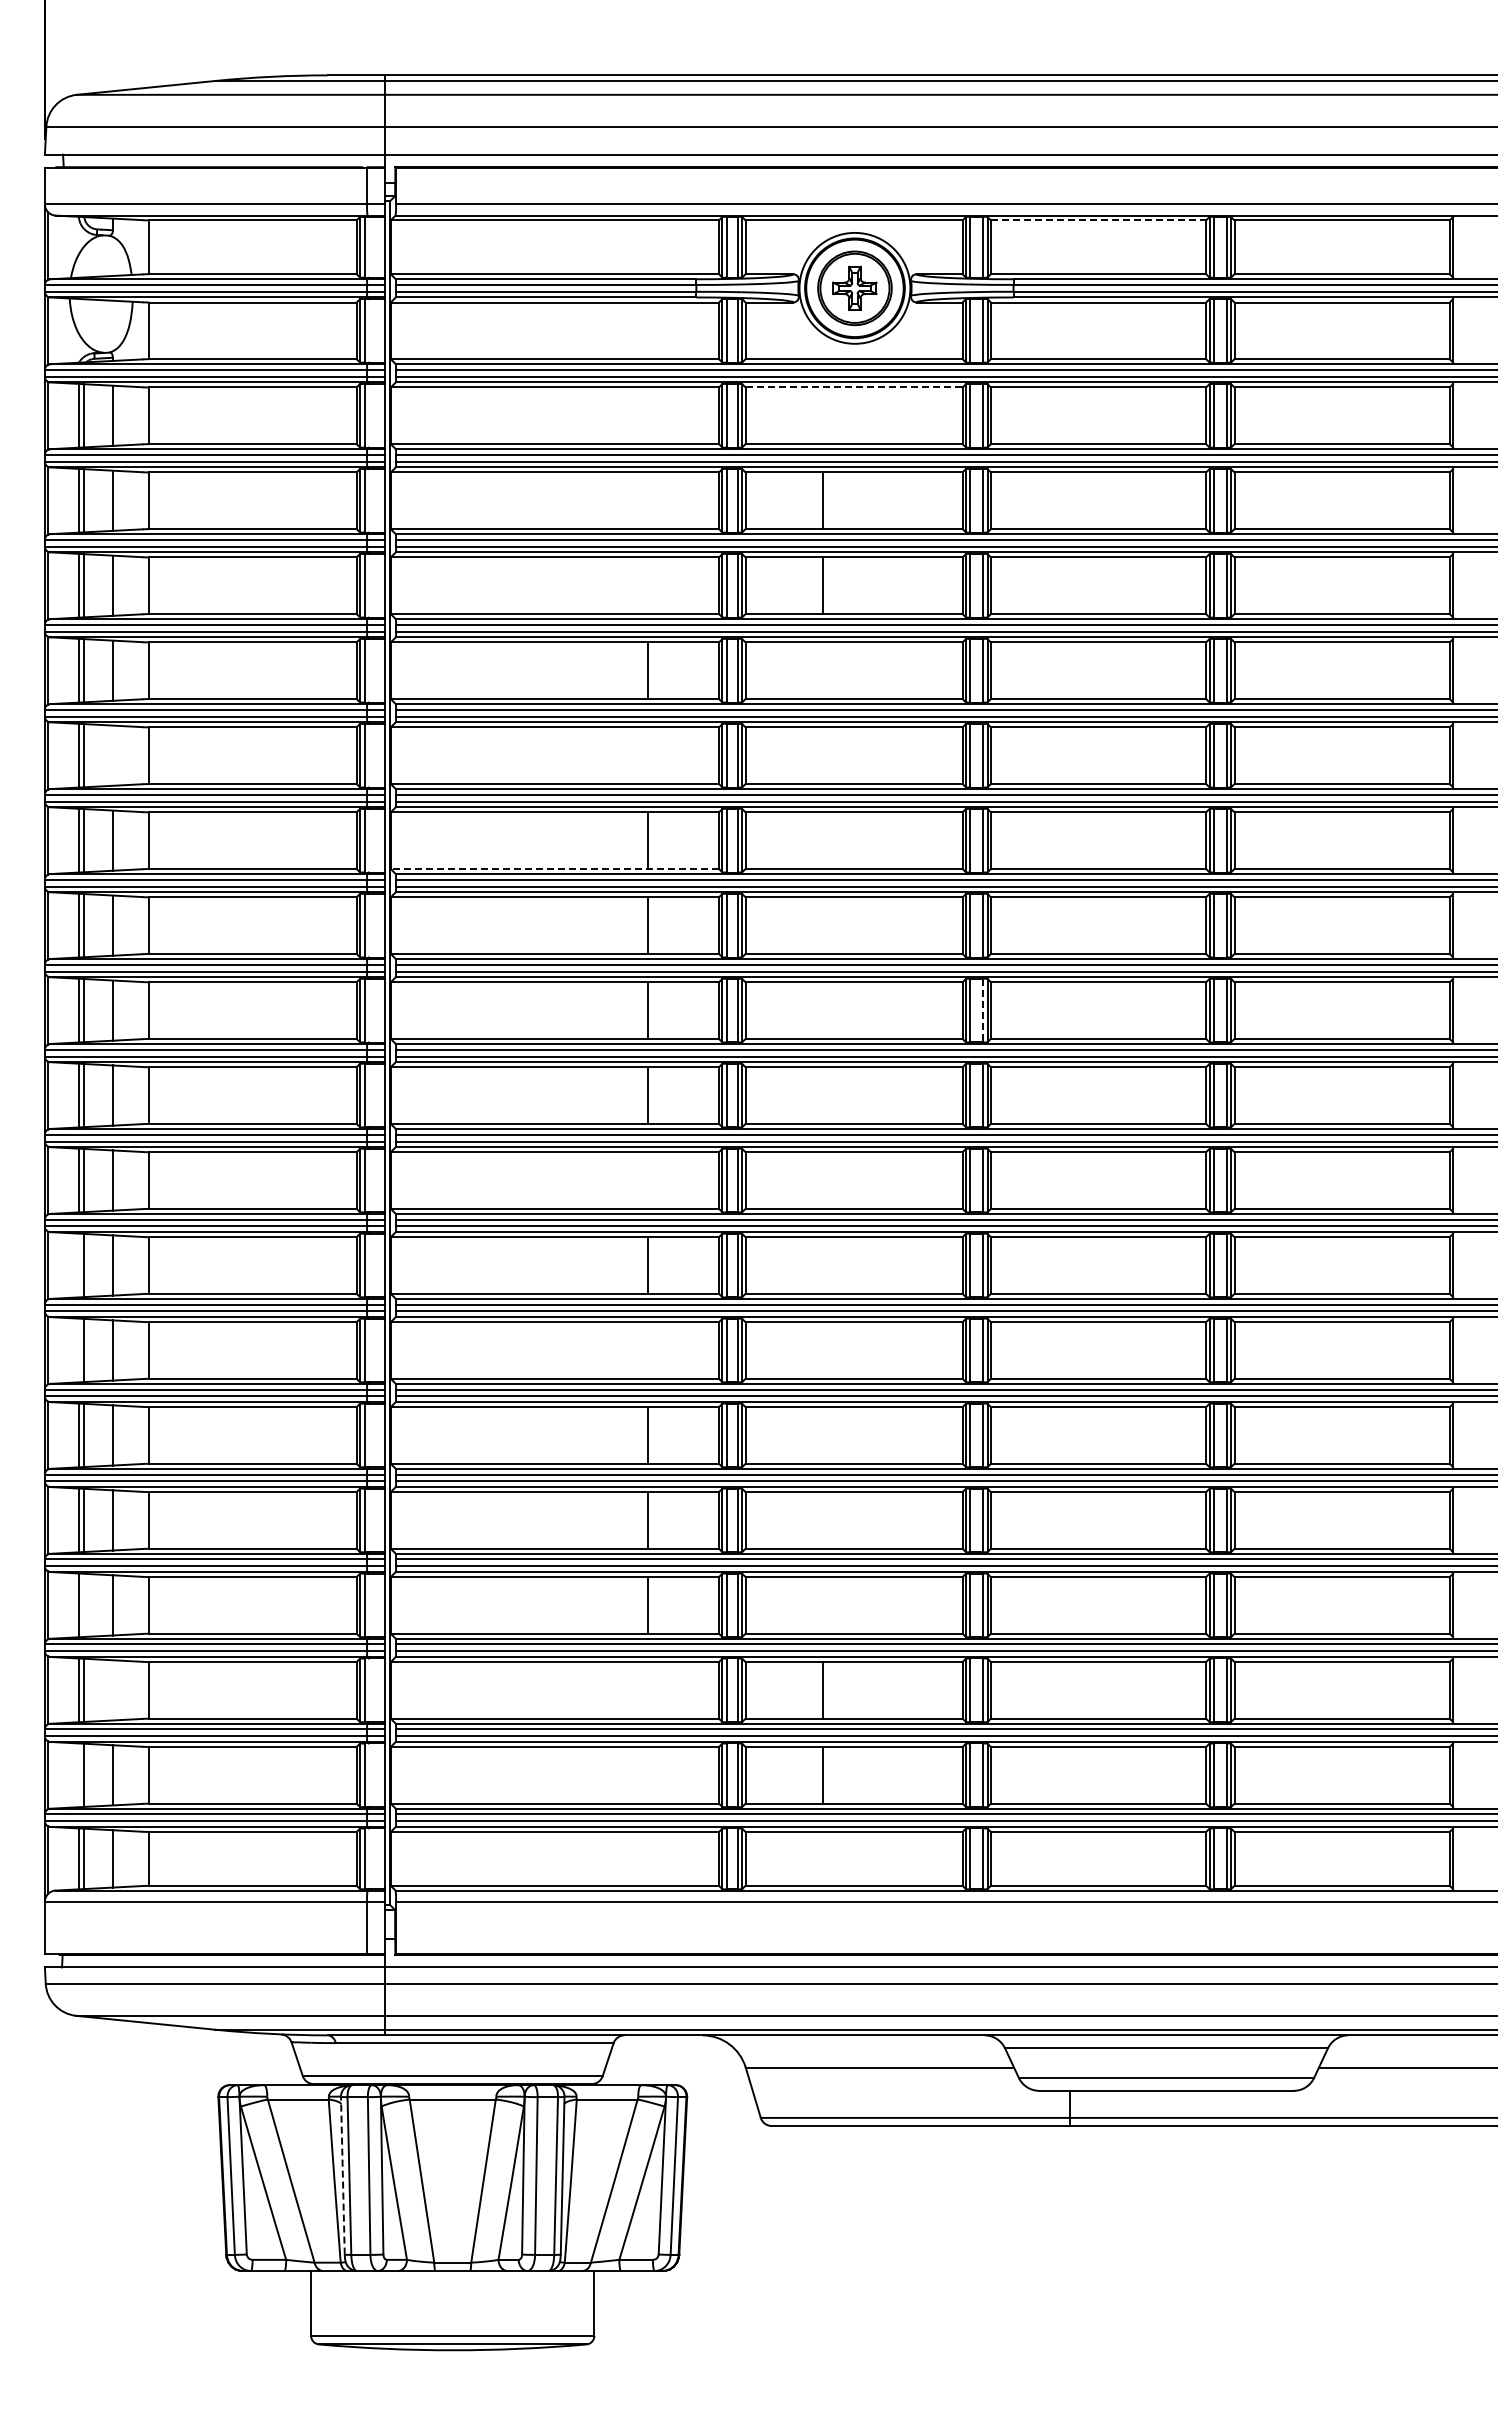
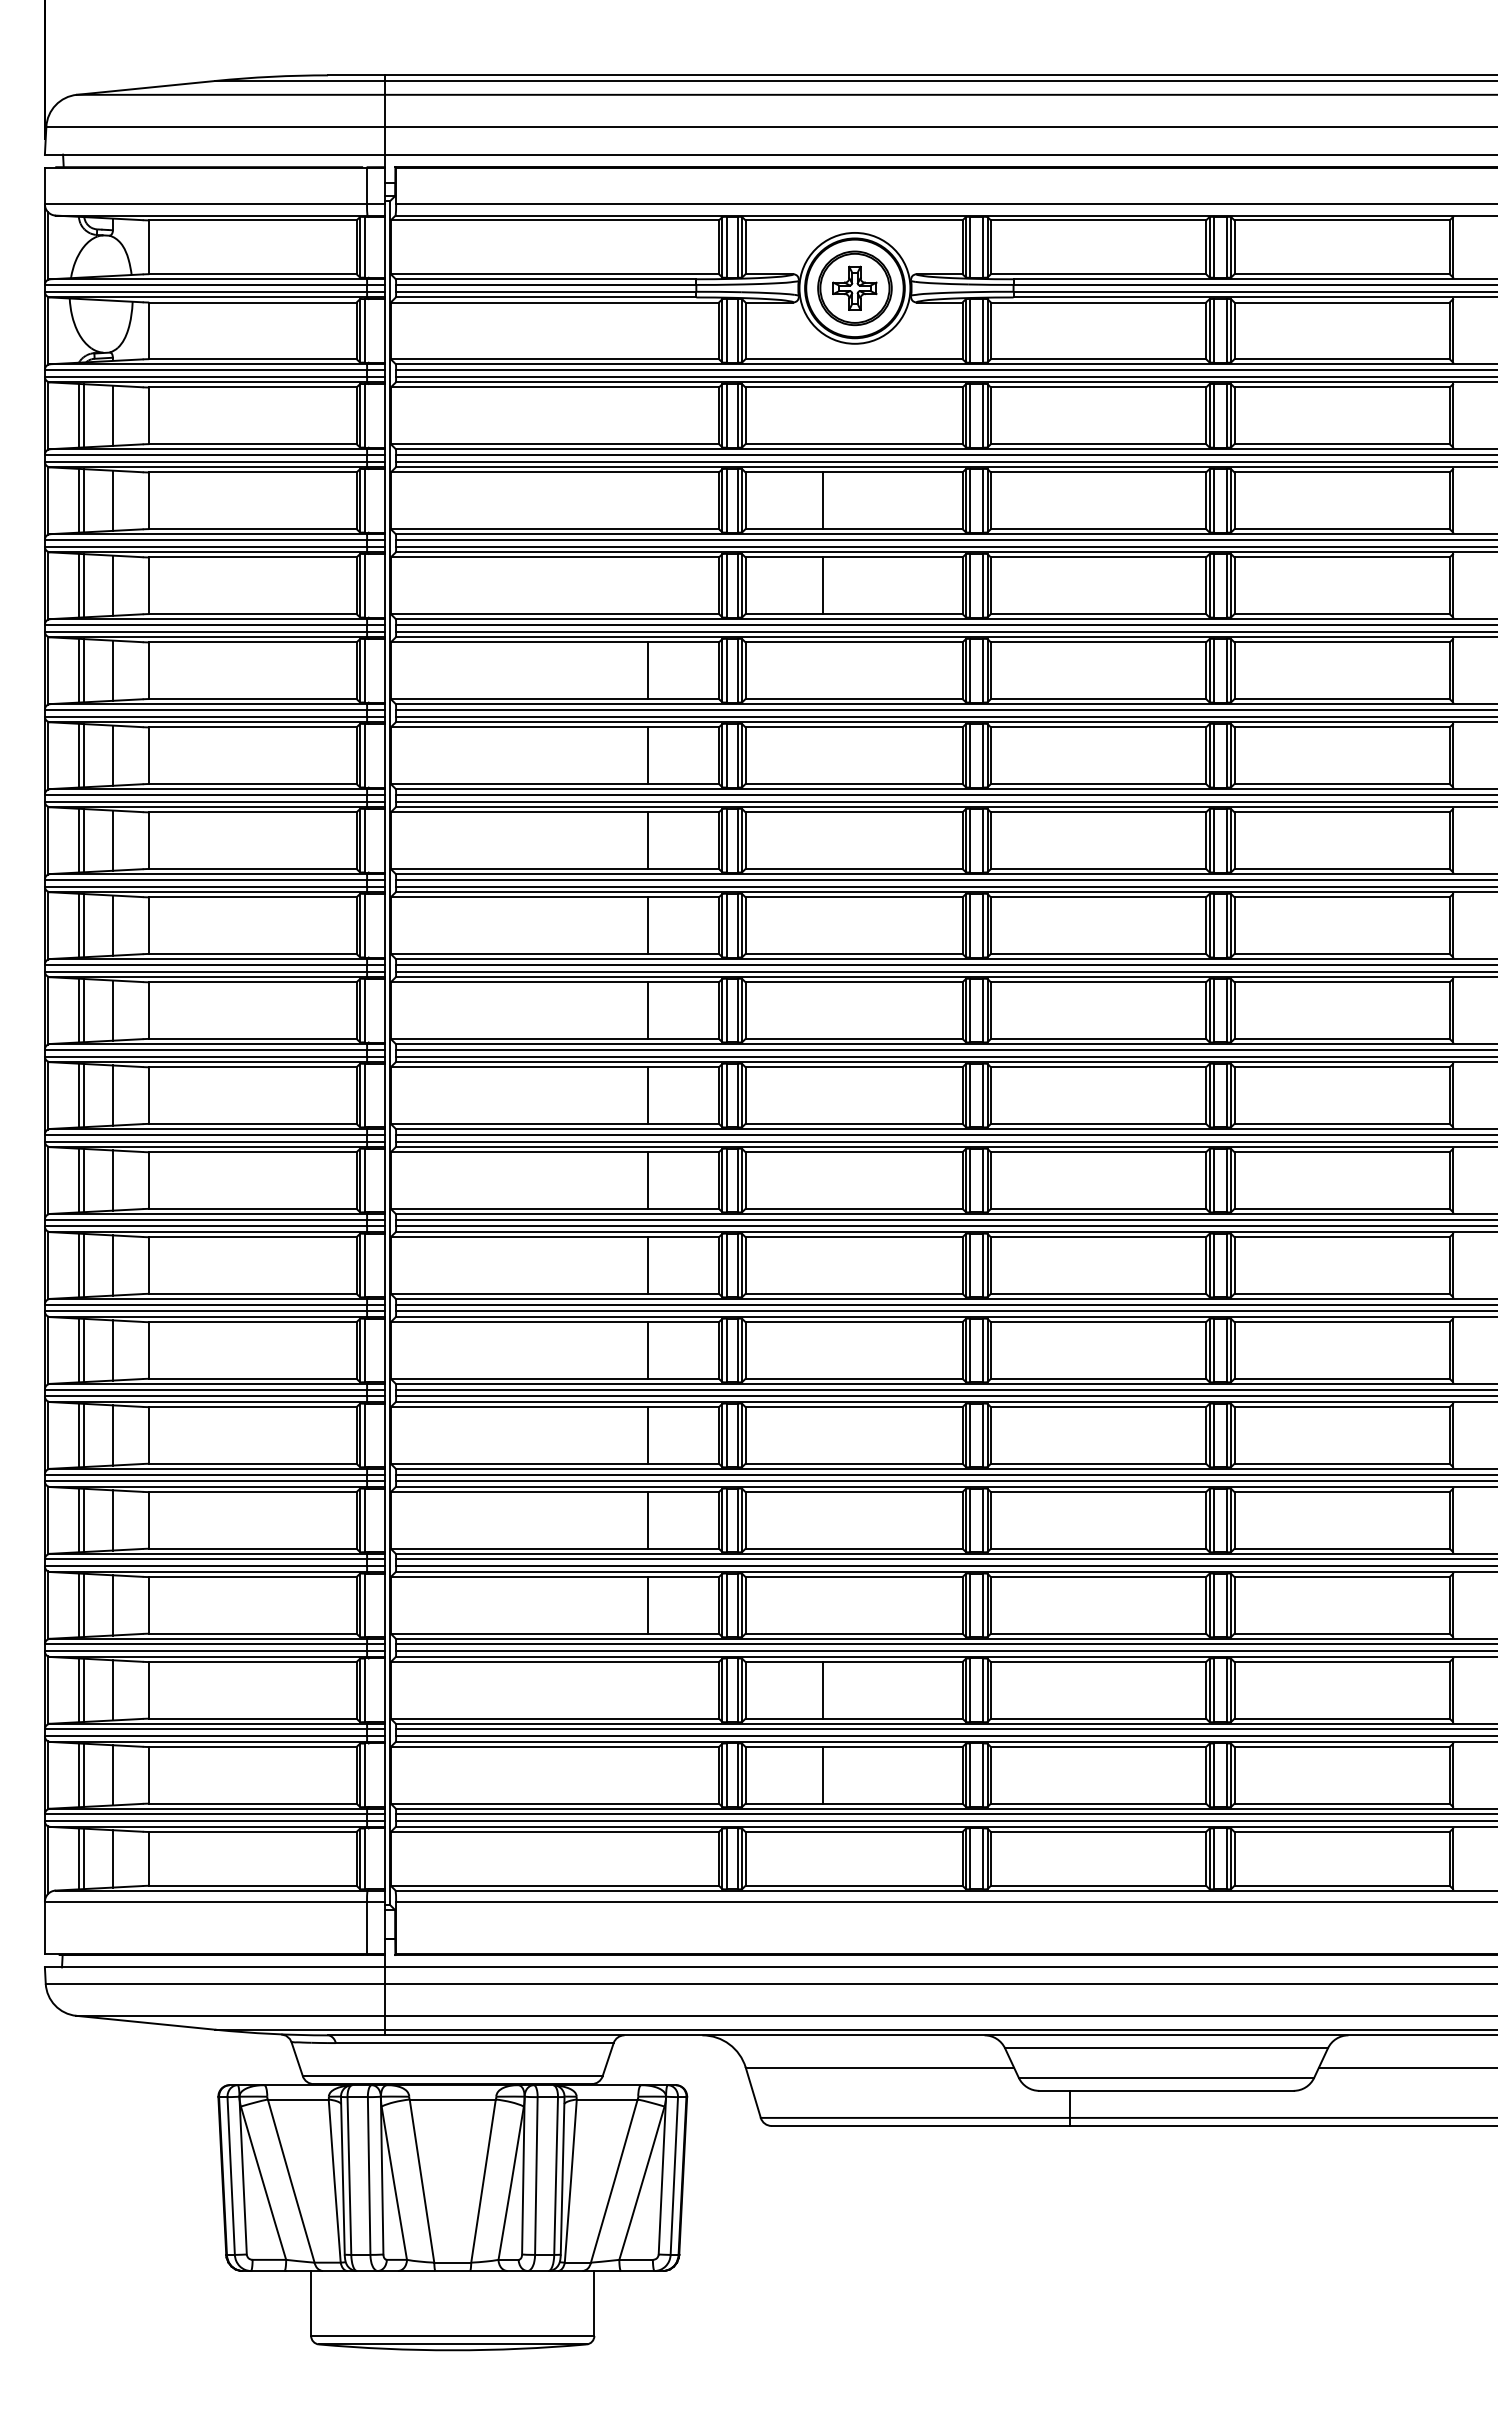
line: dashed -> solid (1098, 220)
line: dashed -> solid (854, 387)
line: none -> present (112, 755)
line: none -> present (648, 755)
line: dashed -> solid (554, 869)
line: dashed -> solid (983, 1010)
line: none -> present (648, 1180)
line: none -> present (78, 1265)
line: none -> present (78, 1350)
line: none -> present (648, 1350)
line: none -> present (84, 1605)
line: none -> present (112, 1690)
line: none -> present (78, 1775)
line: dashed -> solid (342, 2175)
